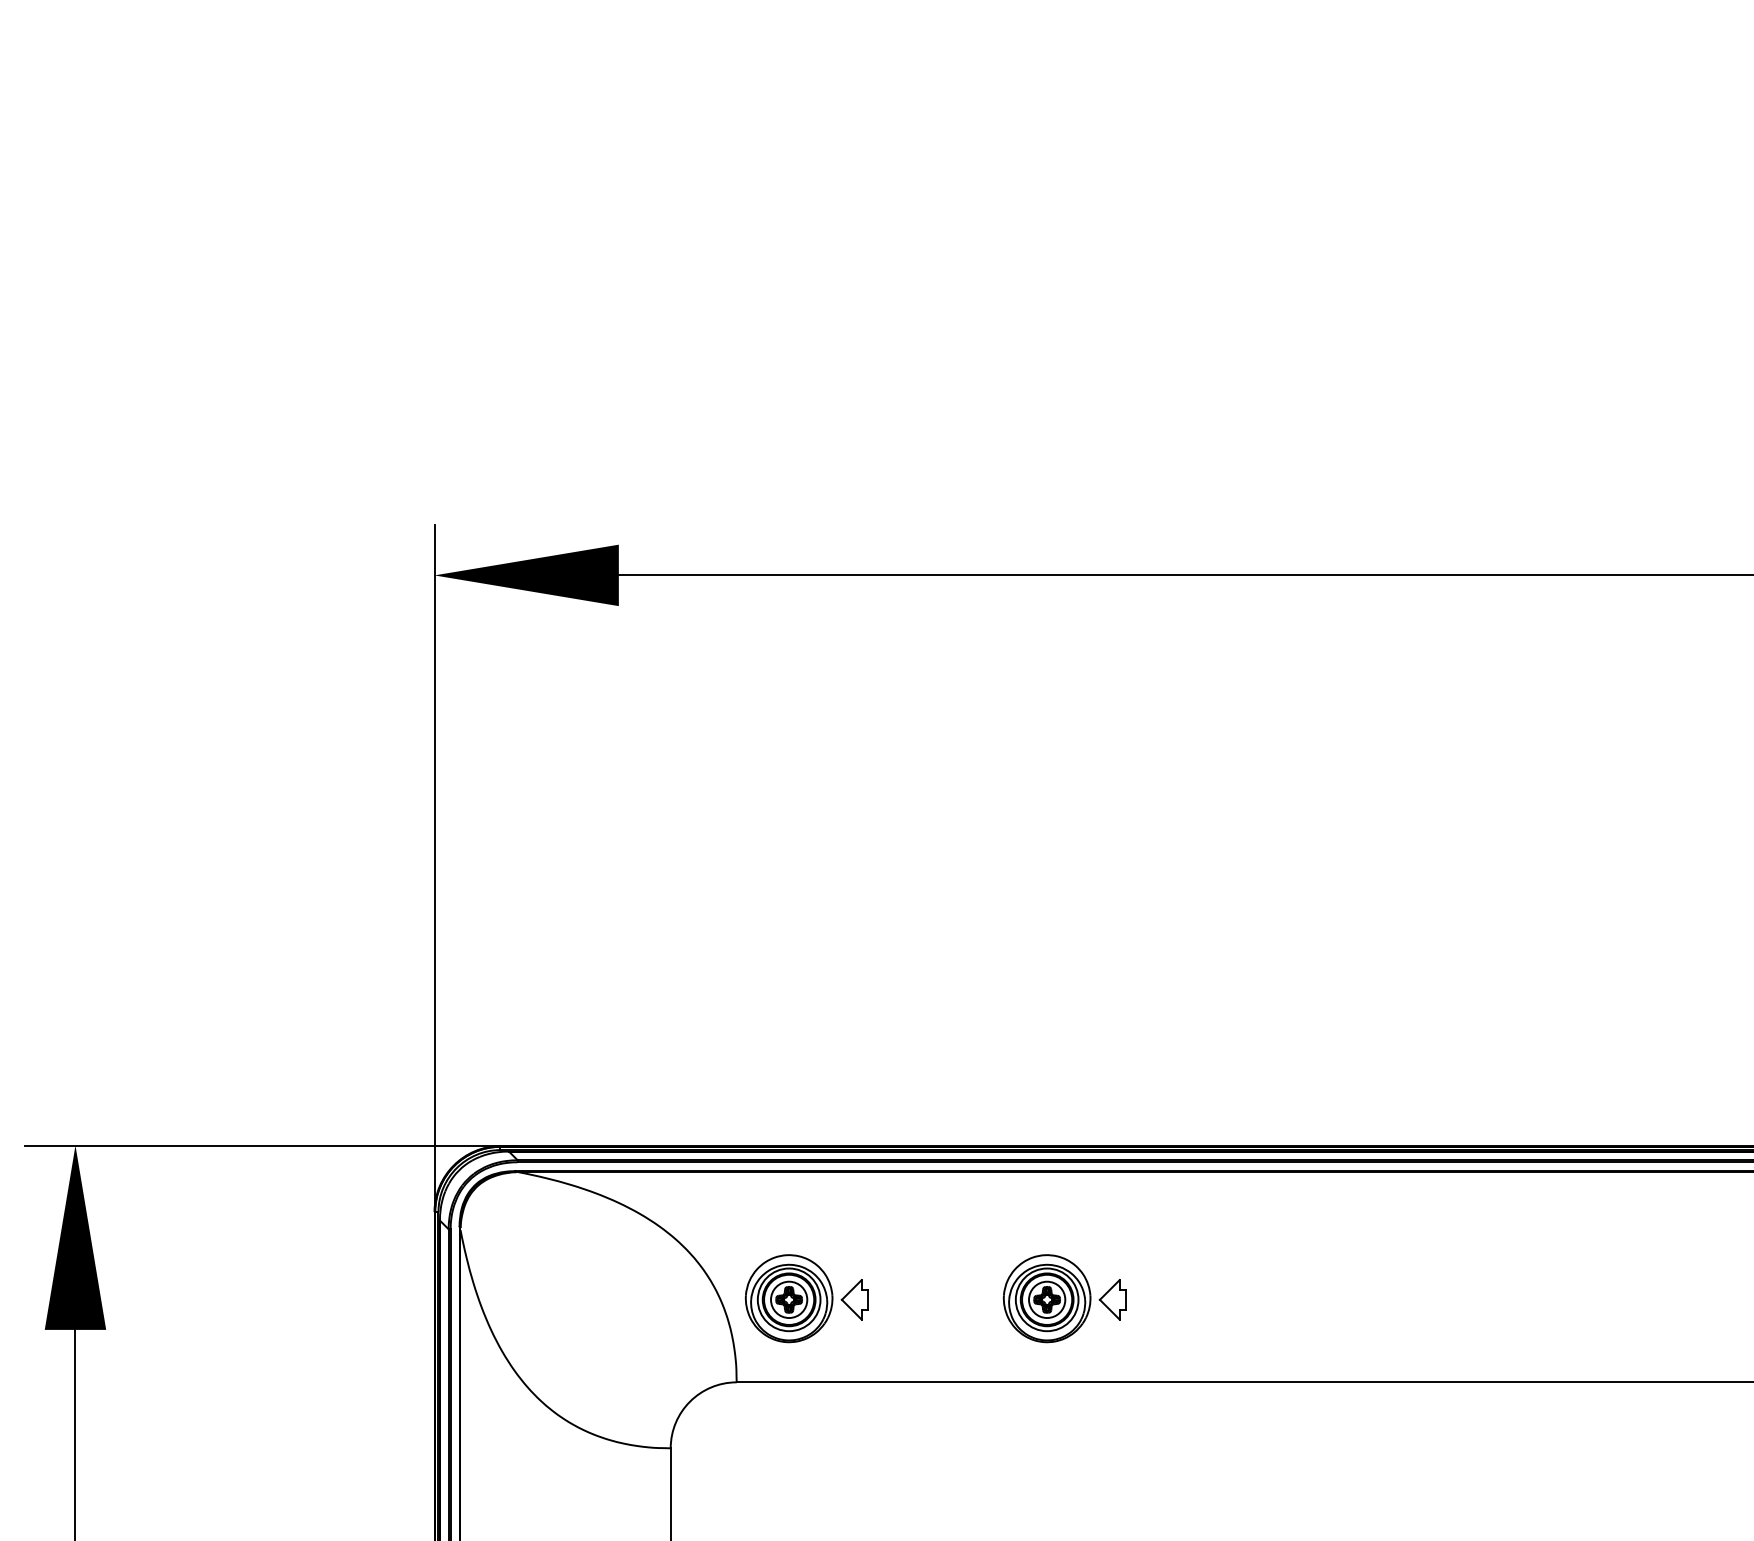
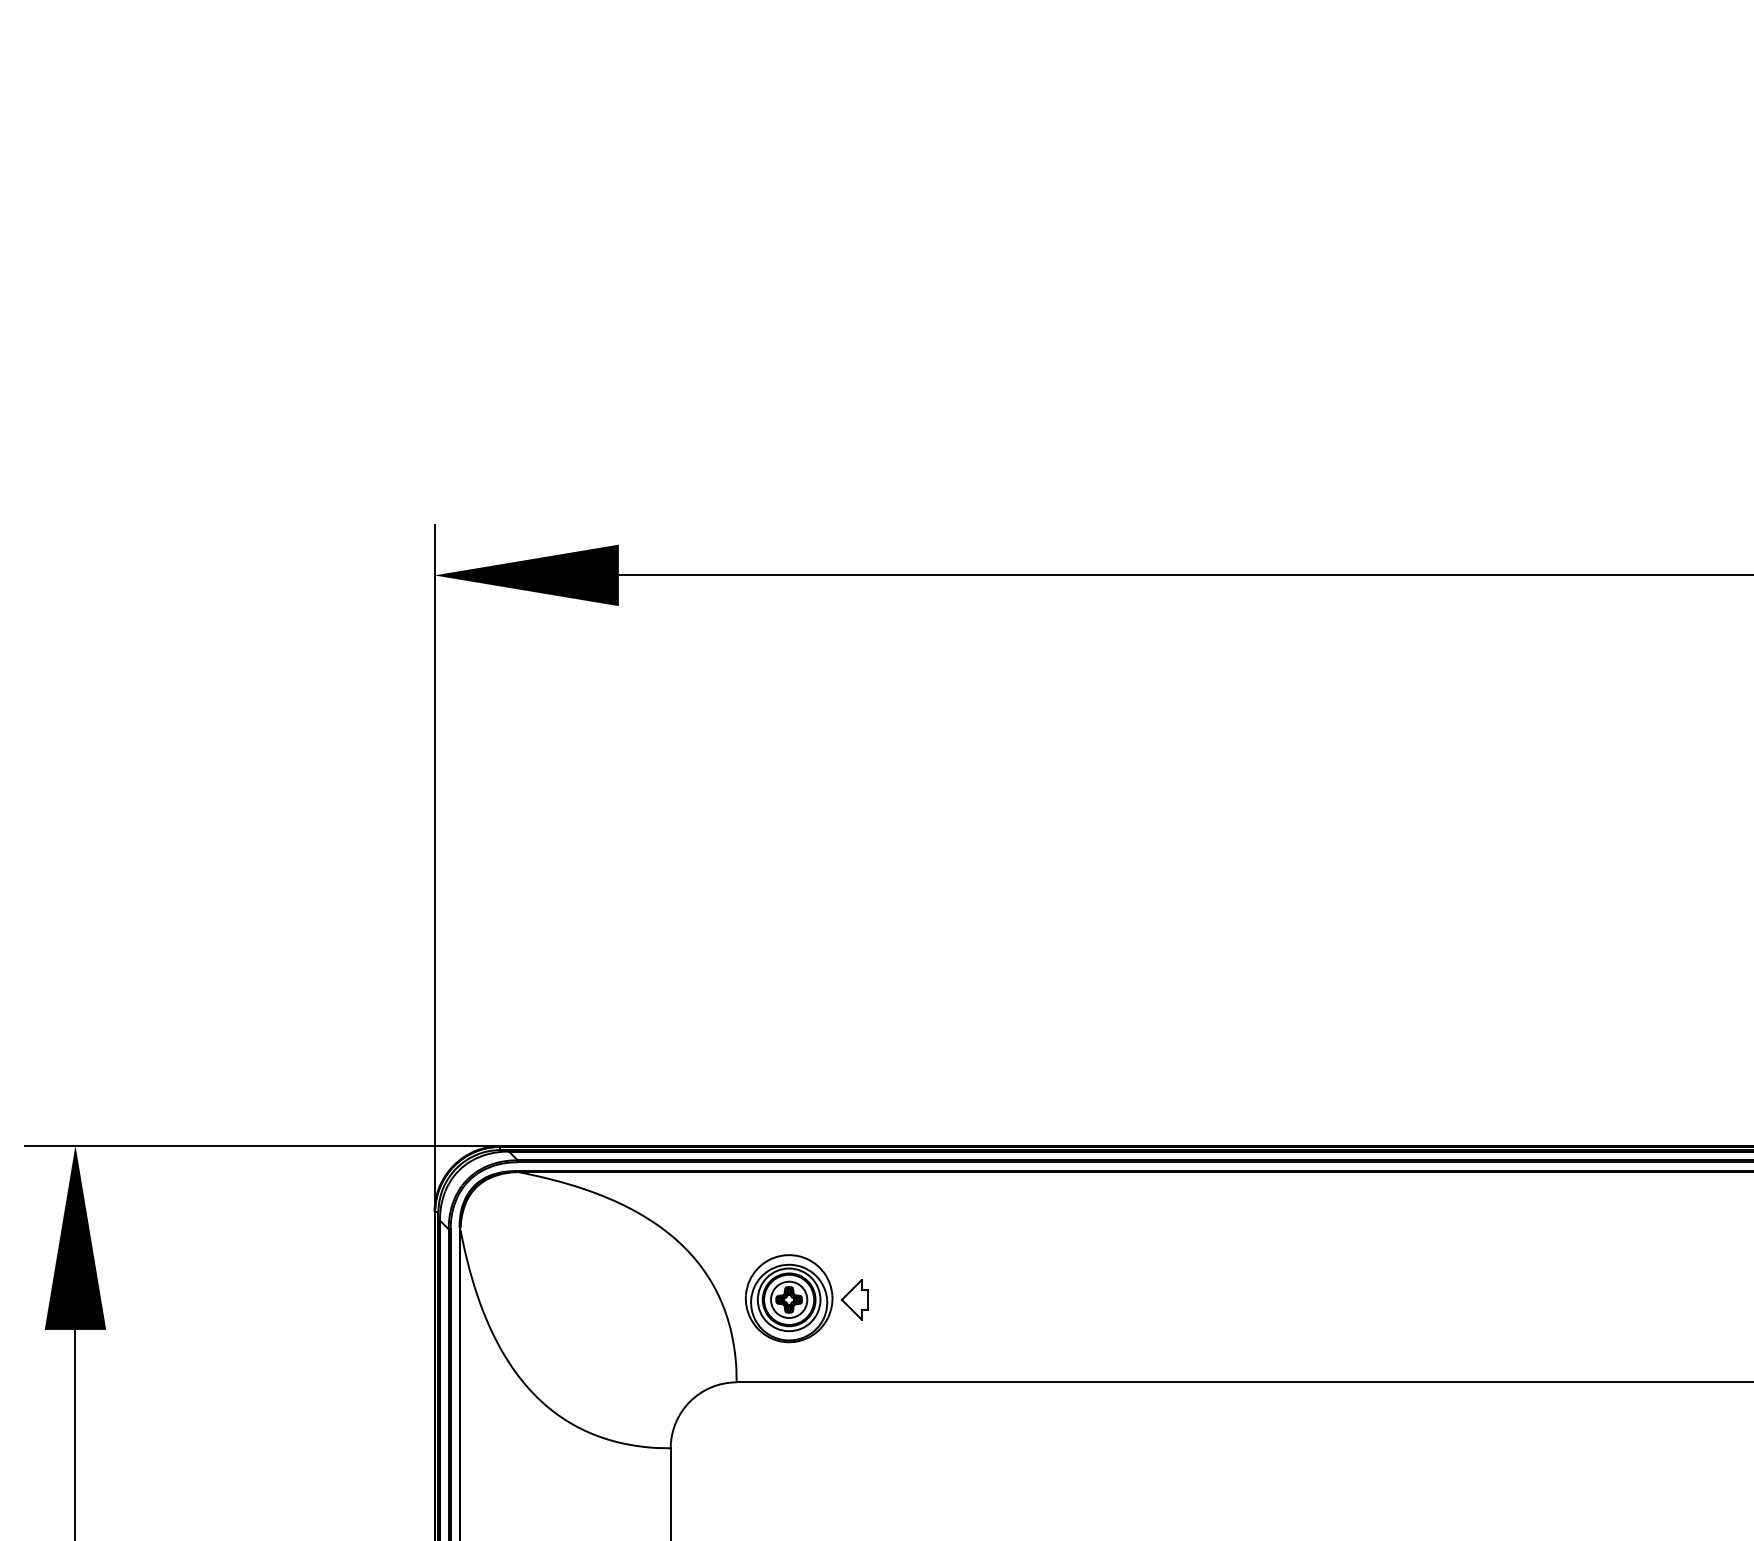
part: present -> none (1064, 1298)
